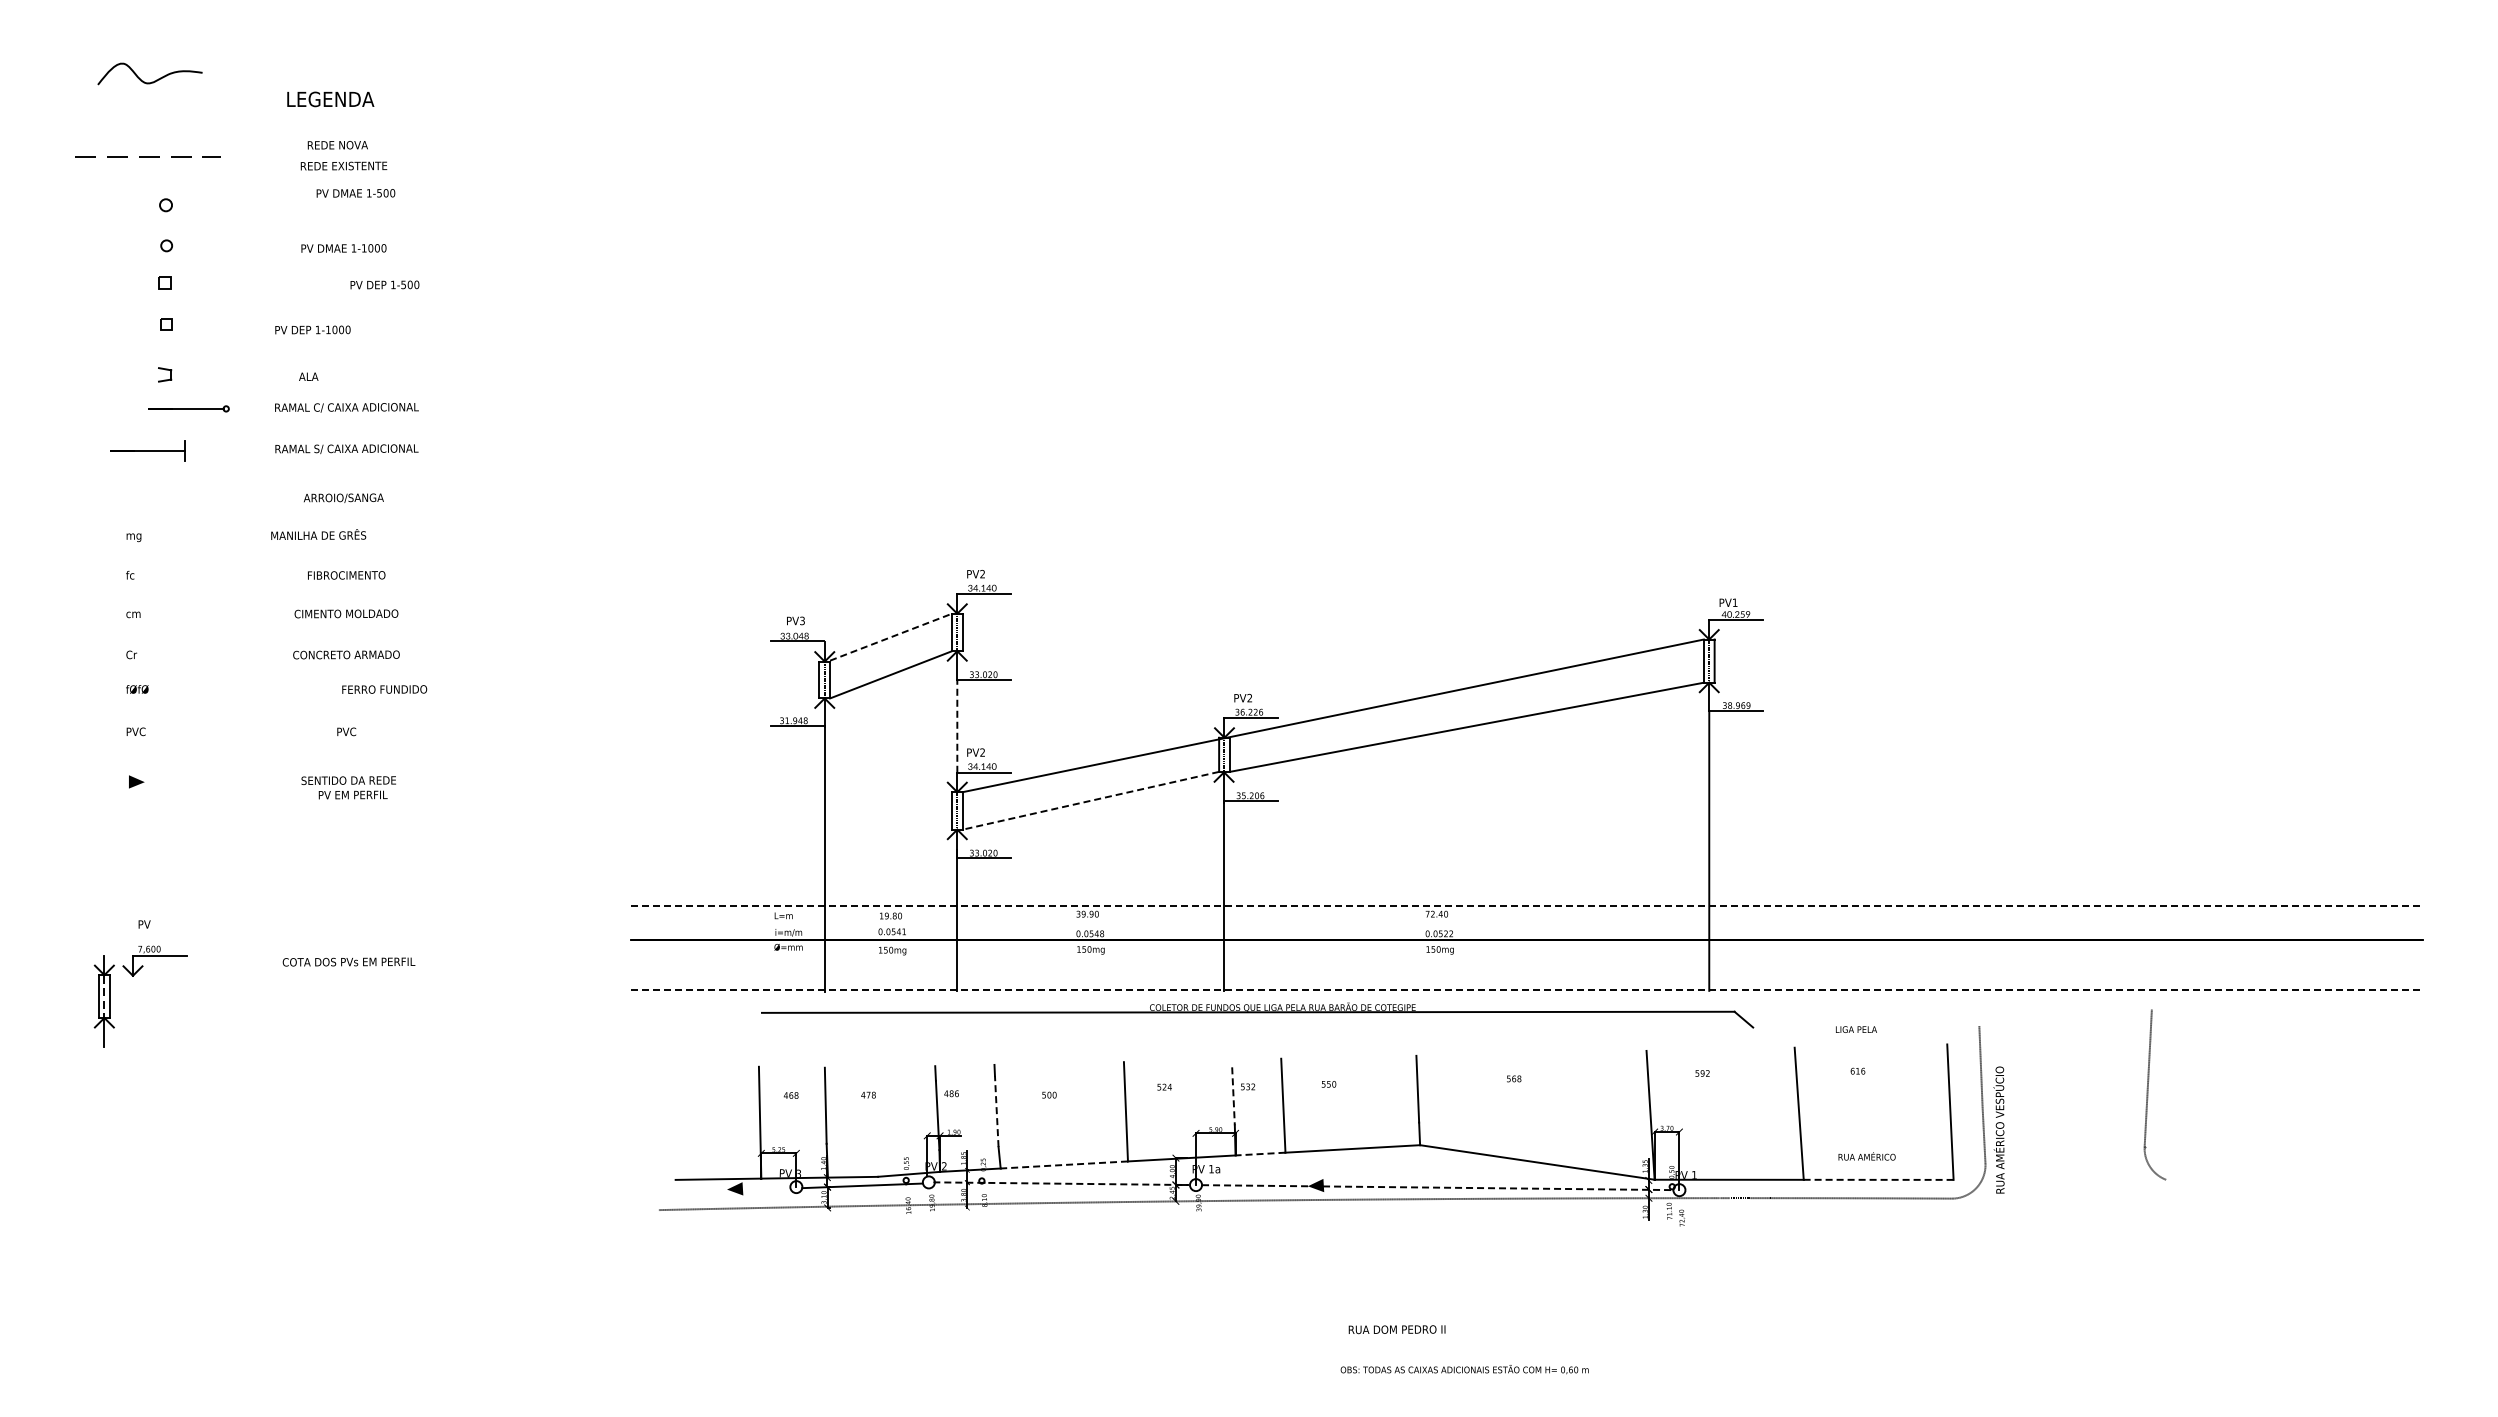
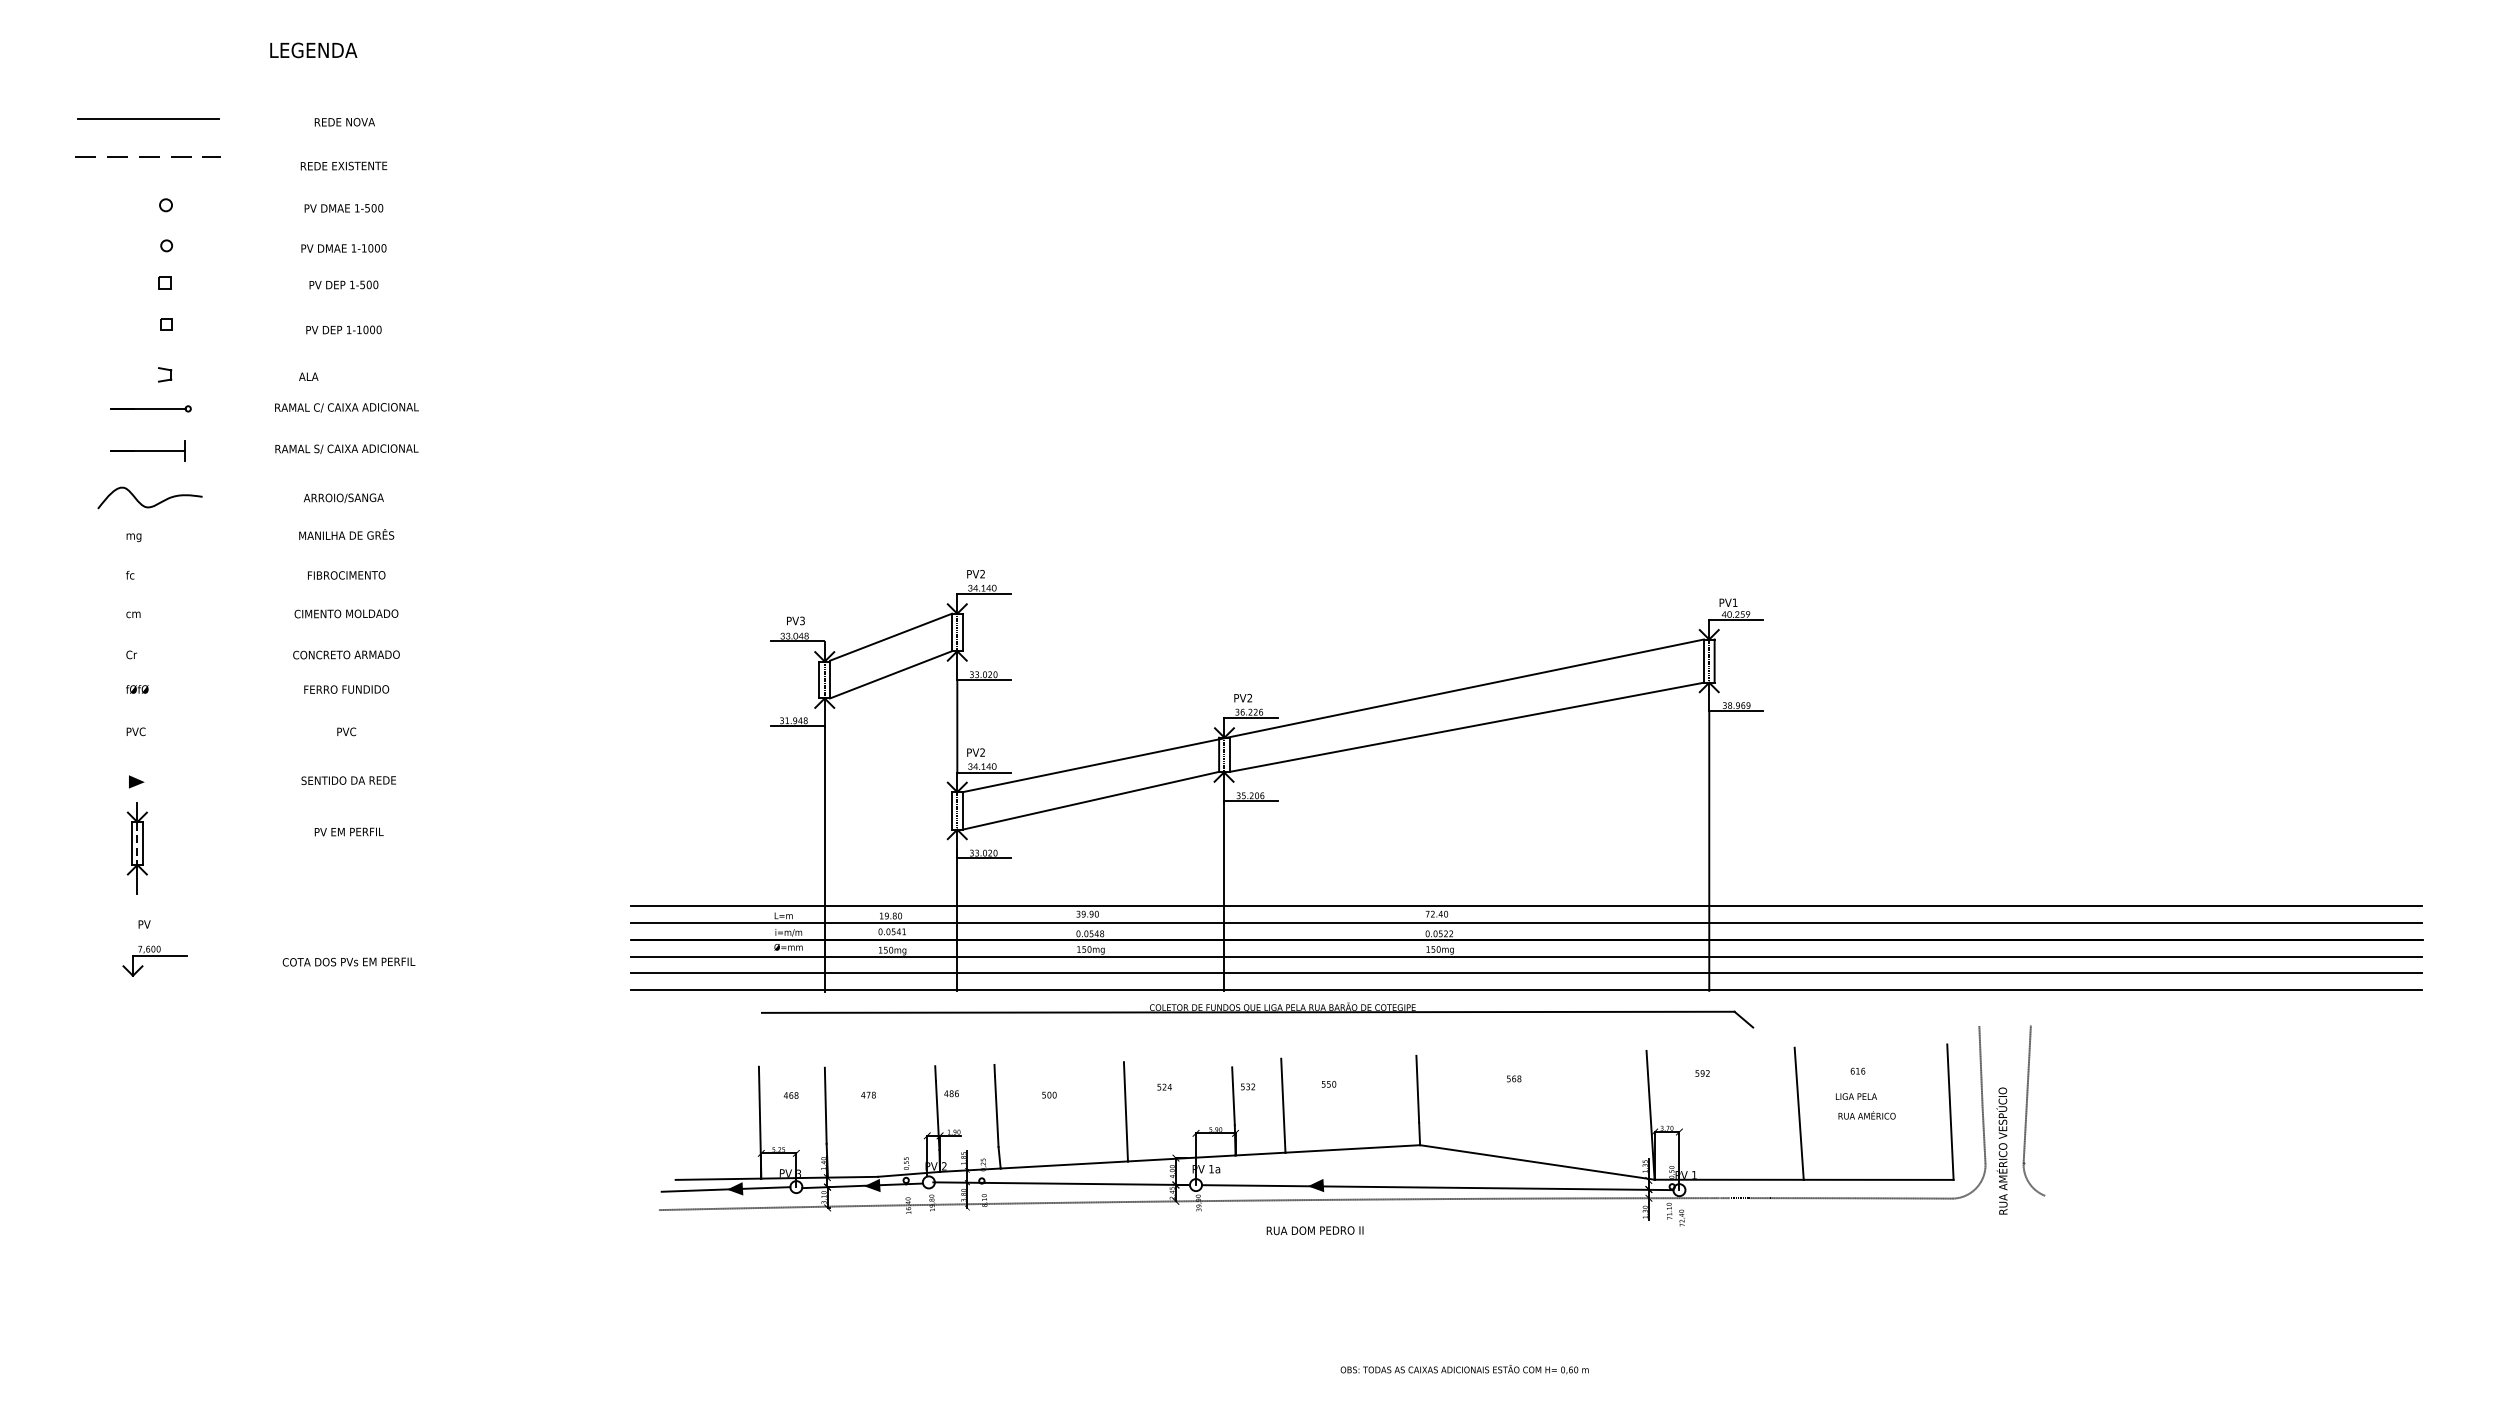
curve position: (151, 81) -> (151, 505) (151, 505)
text position: (330, 99) -> (313, 50) (313, 50)
line: none -> present (148, 119)
text position: (337, 145) -> (344, 122) (344, 122)
text position: (355, 193) -> (343, 208) (343, 208)
text position: (384, 284) -> (343, 284) (343, 284)
text position: (312, 329) -> (343, 329) (343, 329)
part position: (188, 408) -> (150, 408) (150, 408)
text position: (318, 534) -> (346, 534) (346, 534)
line: dashed -> solid (891, 637)
text position: (384, 689) -> (346, 689) (346, 689)
line: dashed -> solid (957, 725)
text position: (352, 794) -> (348, 831) (348, 831)
line: dashed -> solid (1090, 800)
line: dashed -> solid (1526, 906)
line: none -> present (1526, 923)
line: none -> present (1526, 956)
line: none -> present (1526, 973)
line: dashed -> solid (1526, 990)
part position: (103, 1001) -> (136, 848) (136, 848)
text position: (1856, 1029) -> (1856, 1096) (1856, 1096)
part position: (2154, 1094) -> (2033, 1110) (2033, 1110)
line: dashed -> solid (1233, 1096)
line: dashed -> solid (996, 1111)
text position: (1998, 1129) -> (2001, 1150) (2001, 1150)
line: dashed -> solid (1260, 1154)
text position: (1866, 1156) -> (1866, 1115) (1866, 1115)
line: dashed -> solid (1064, 1164)
line: dashed -> solid (1878, 1179)
line: dashed -> solid (1060, 1183)
fill: none -> present (872, 1185)
line: dashed -> solid (1437, 1187)
line: none -> present (725, 1189)
text position: (1396, 1329) -> (1314, 1230) (1314, 1230)
